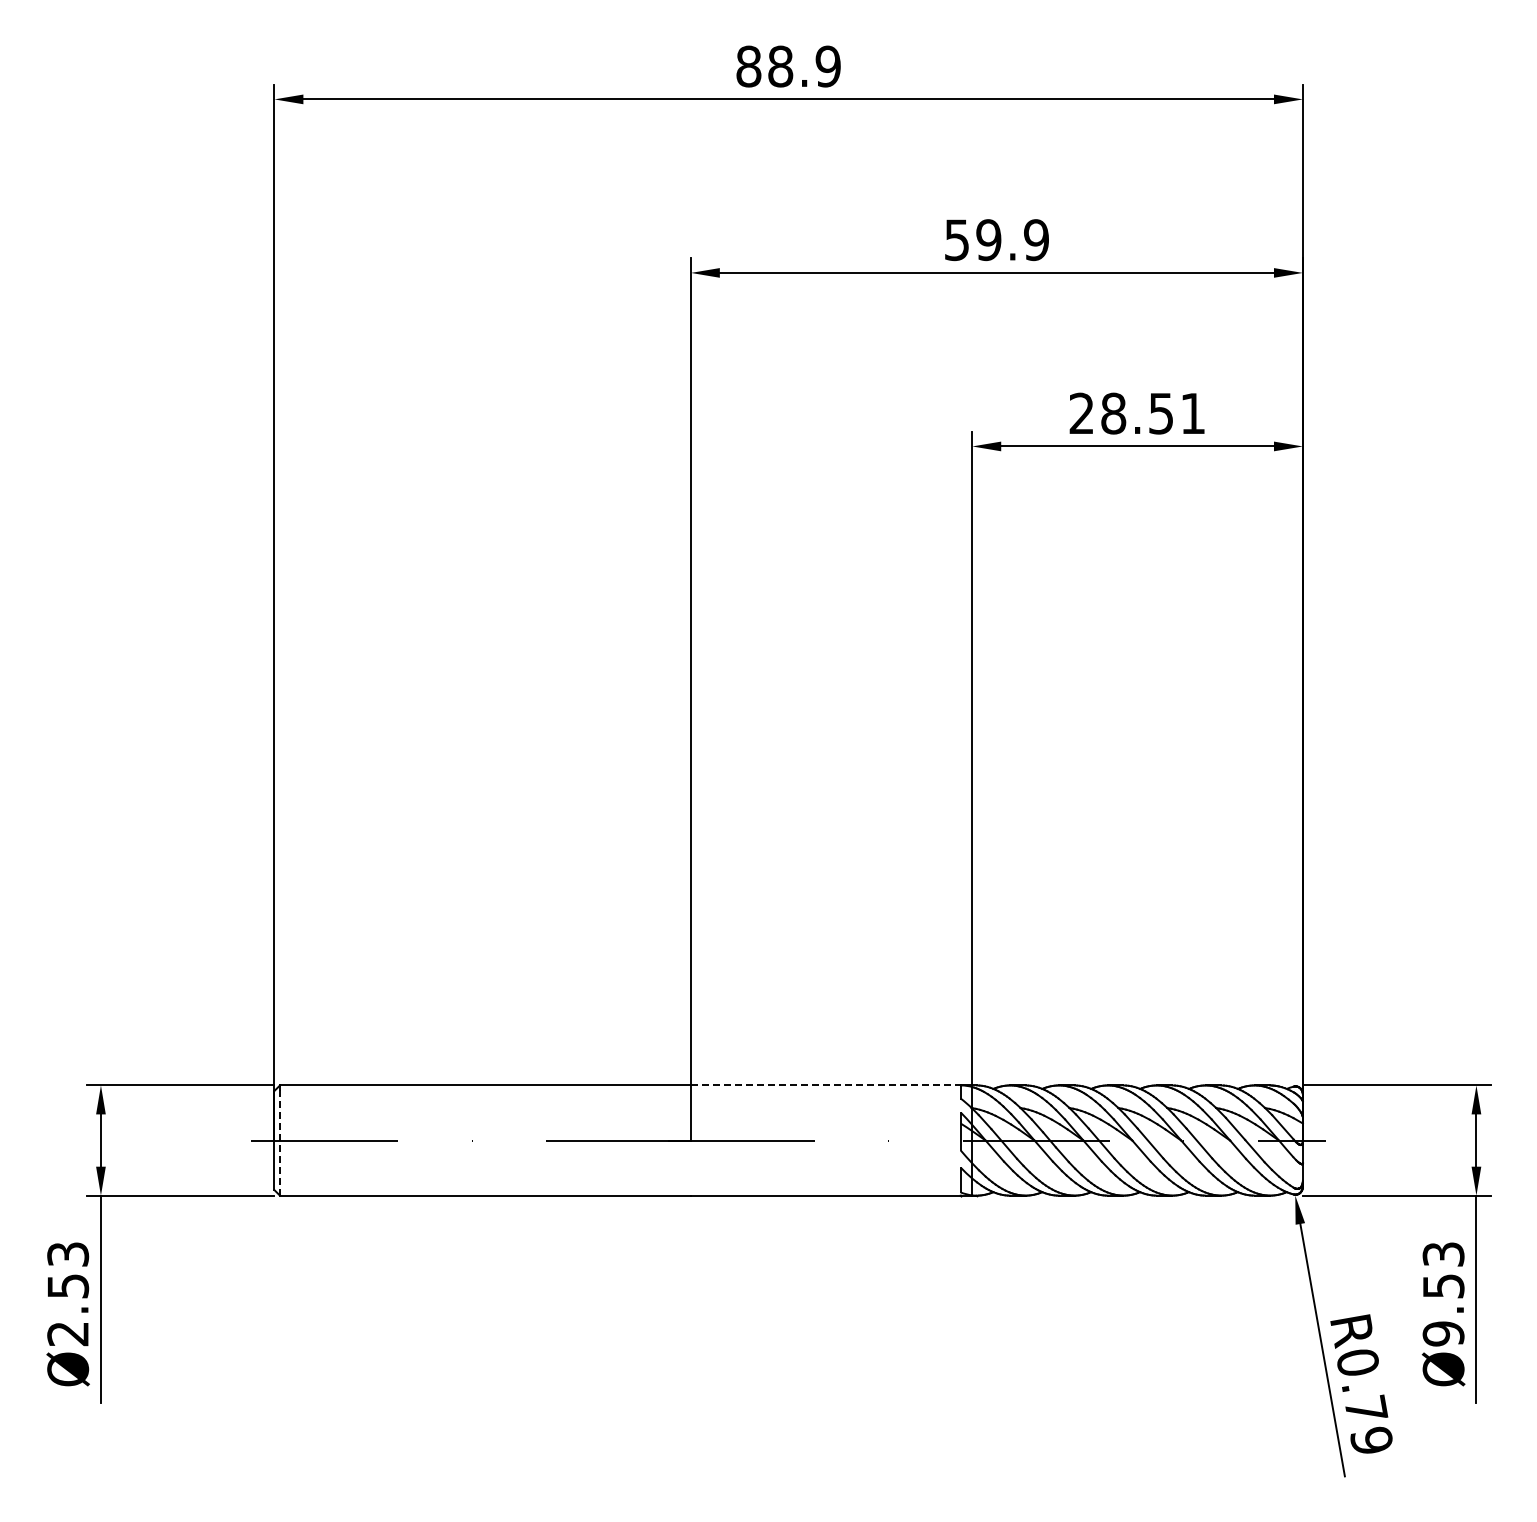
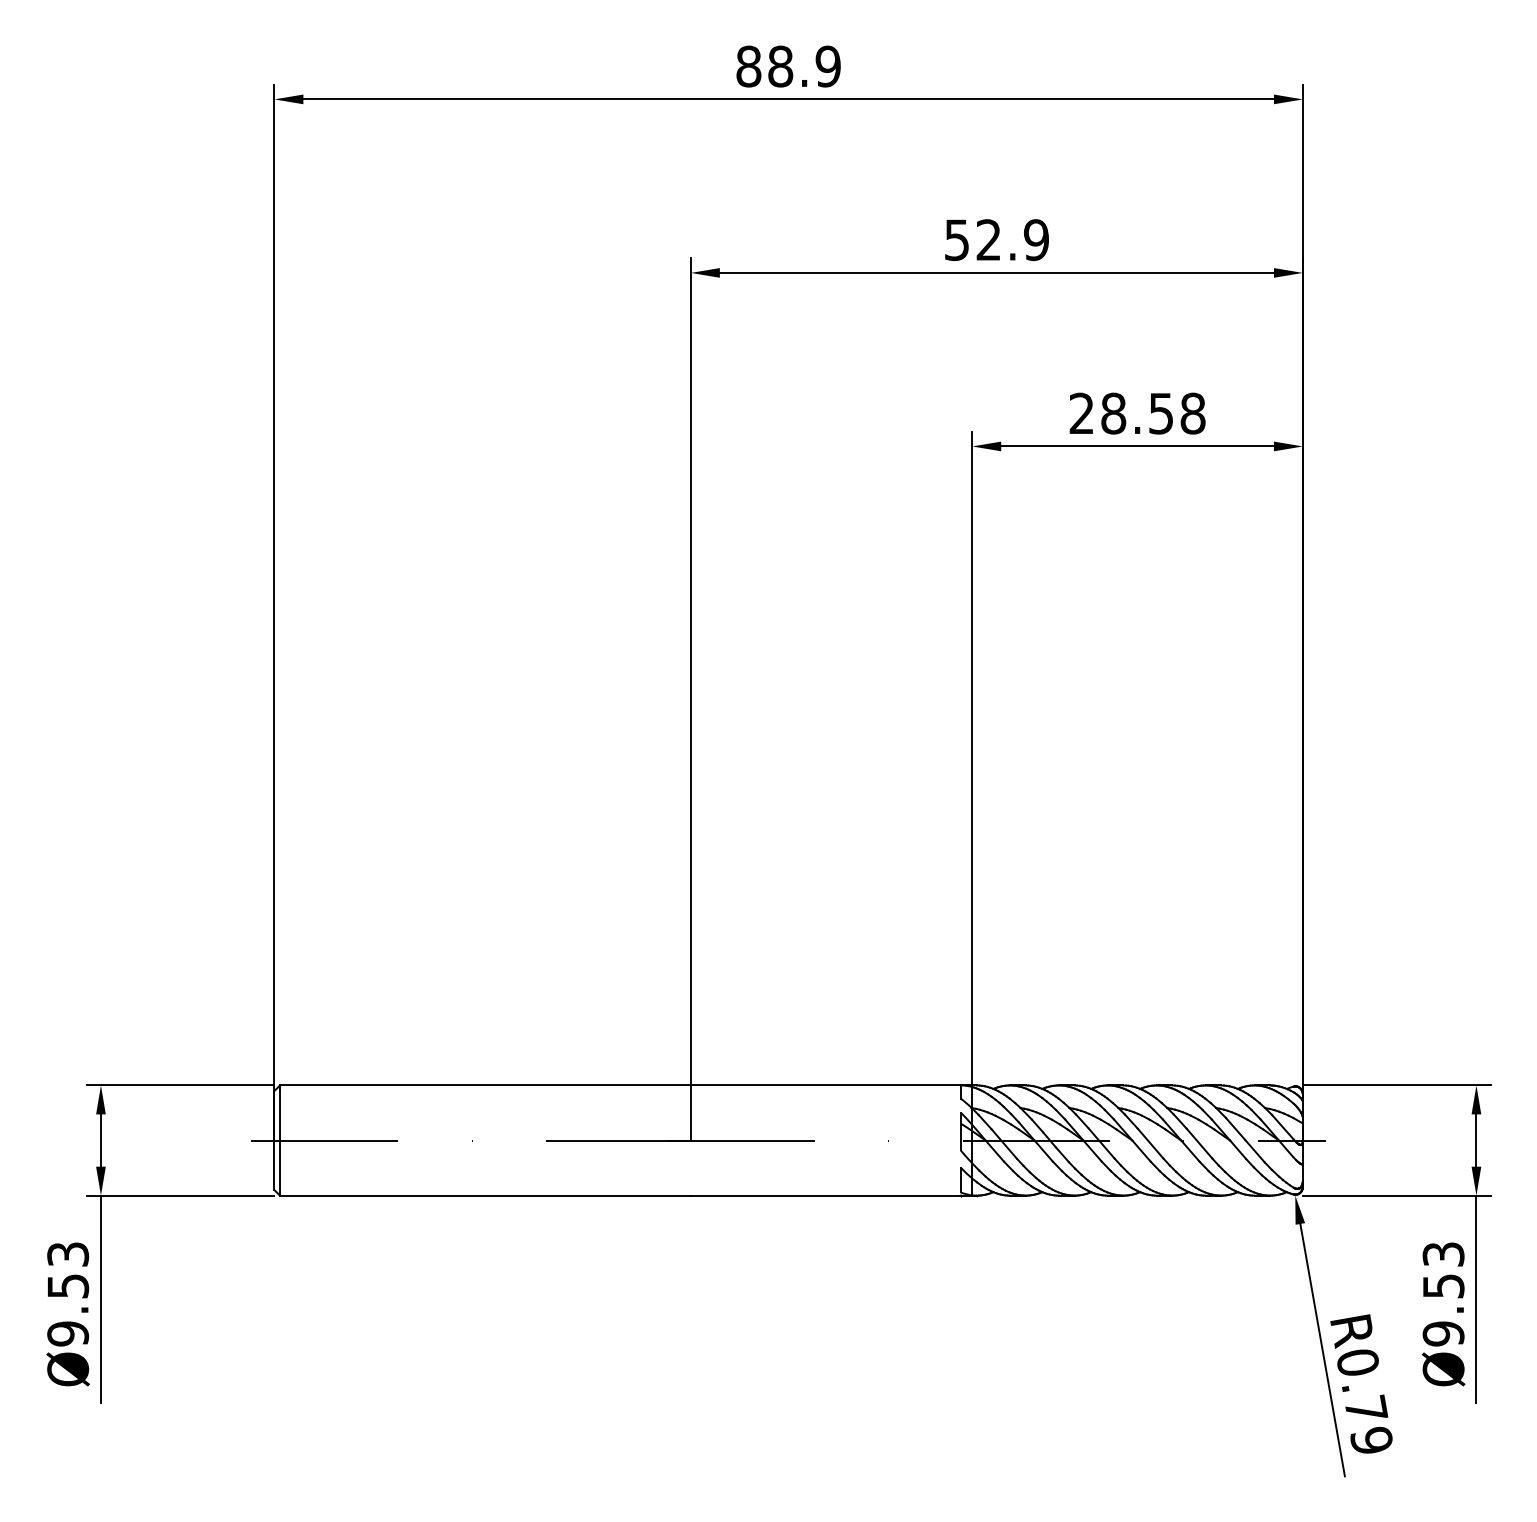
text: 59.9 -> 52.9 (988, 240)
text: 28.51 -> 28.58 (1192, 413)
line: dashed -> solid (825, 1085)
line: dashed -> solid (279, 1143)
text: Ø2.53 -> Ø9.53 (68, 1333)
